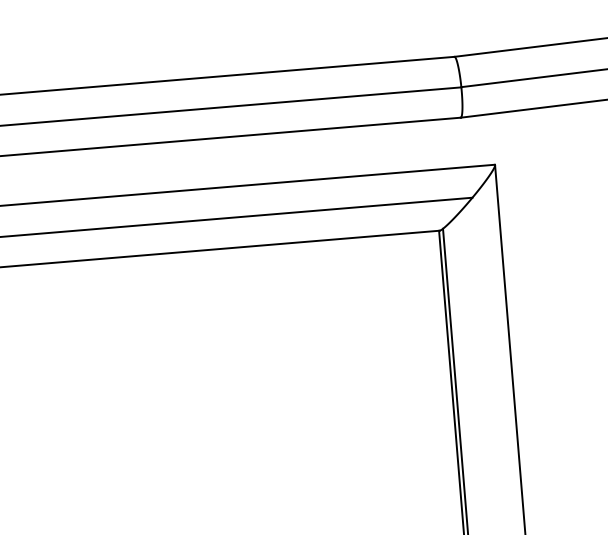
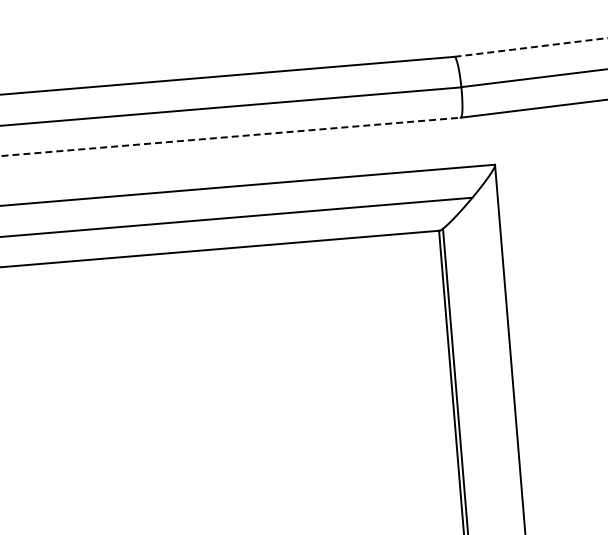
line: solid -> dashed (530, 47)
line: solid -> dashed (230, 136)
